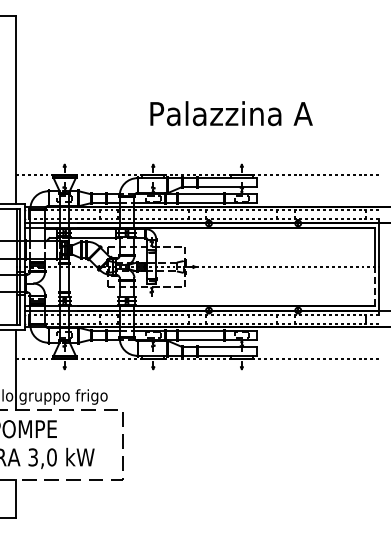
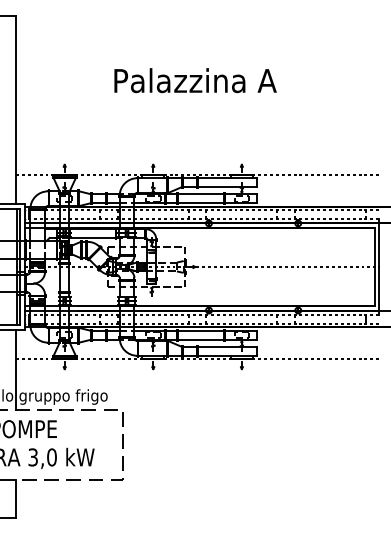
text position: (231, 113) -> (195, 80) (195, 80)
line: dashed -> solid (374, 286)
